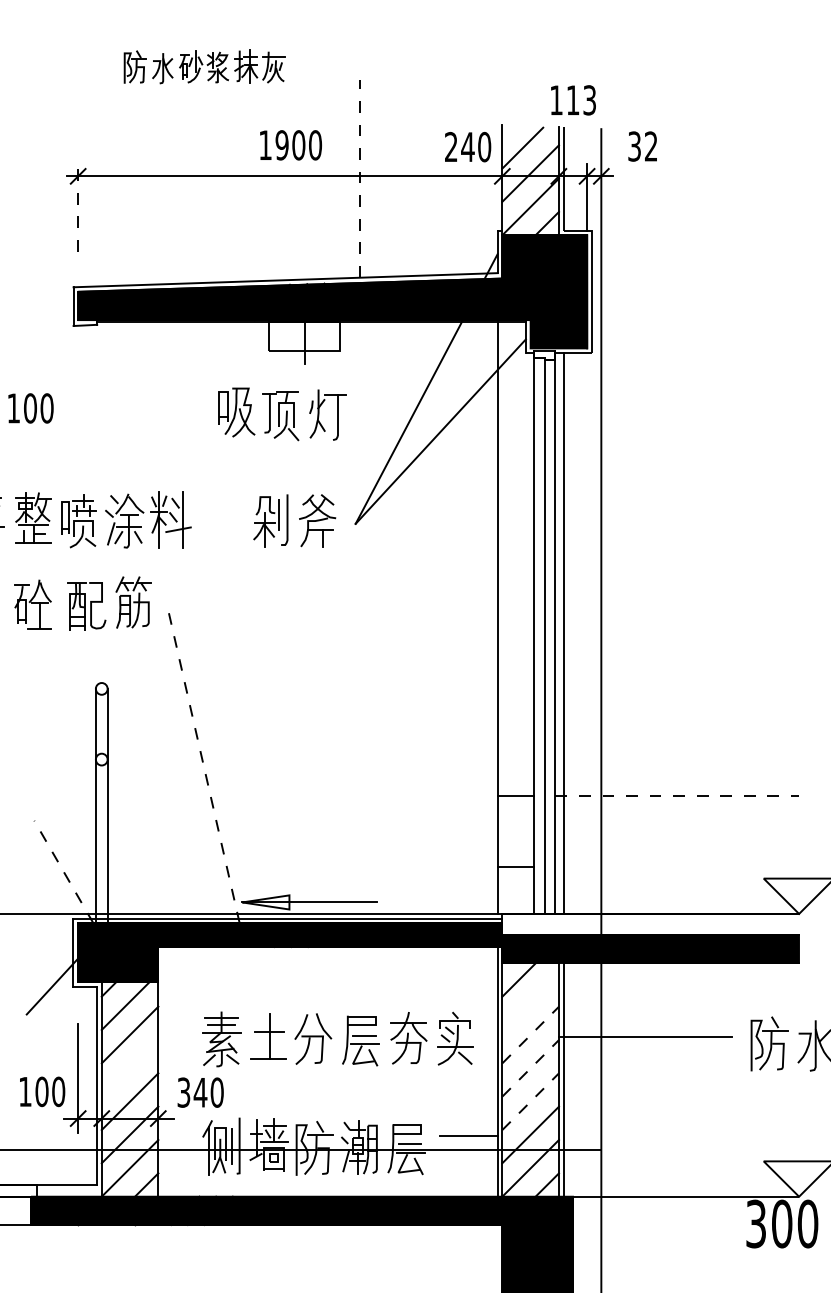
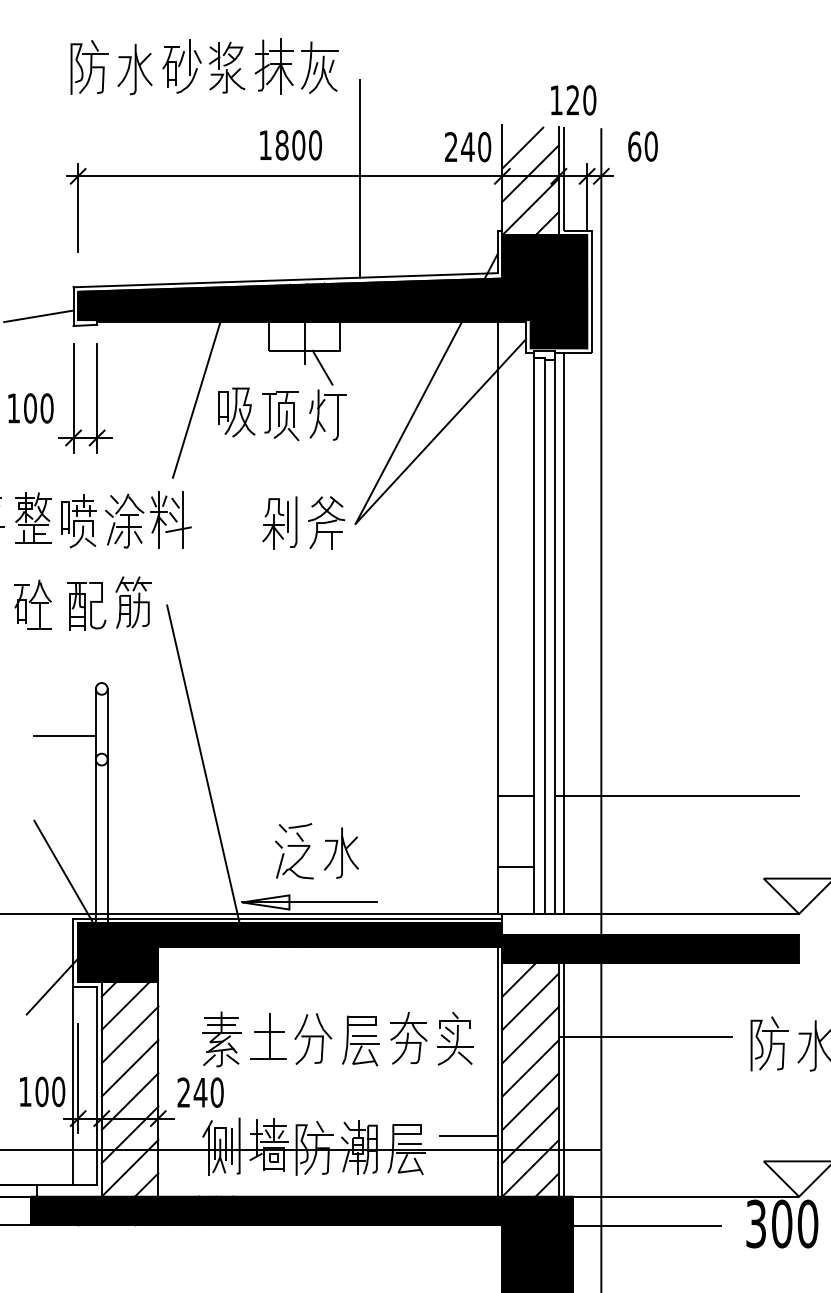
part size: 163x36 px -> 269x58 px (204, 66)
text: 113 -> 120 (581, 100)
text: 1900 -> 1800 (281, 145)
text: 32 -> 60 (642, 146)
line: dashed -> solid (359, 178)
line: dashed -> solid (78, 207)
line: none -> present (38, 316)
line: none -> present (322, 367)
part: none -> present (74, 398)
line: none -> present (196, 399)
part position: (294, 520) -> (303, 522) (303, 522)
line: none -> present (64, 735)
line: dashed -> solid (203, 763)
line: dashed -> solid (677, 796)
part: none -> present (309, 848)
line: dashed -> solid (63, 871)
line: none -> present (530, 1001)
line: dashed -> solid (530, 1035)
line: none -> present (129, 1068)
line: dashed -> solid (530, 1068)
line: none -> present (73, 1085)
text: 340 -> 240 (183, 1092)
line: dashed -> solid (531, 1101)
line: none -> present (646, 1226)
